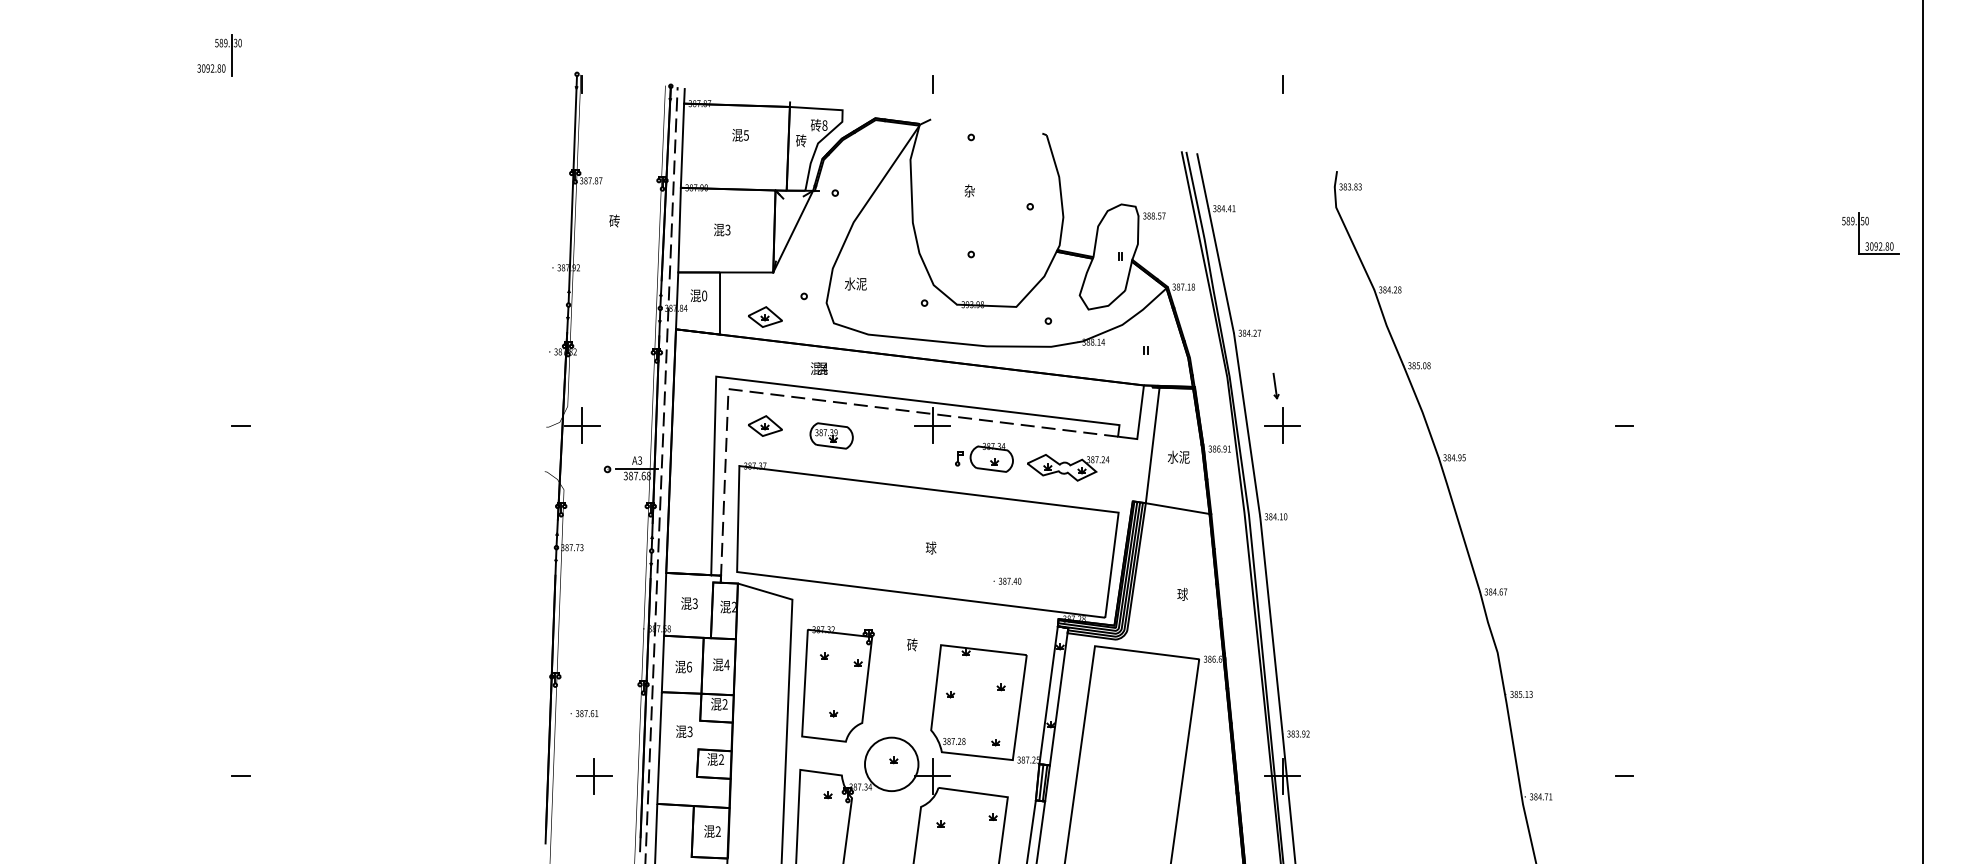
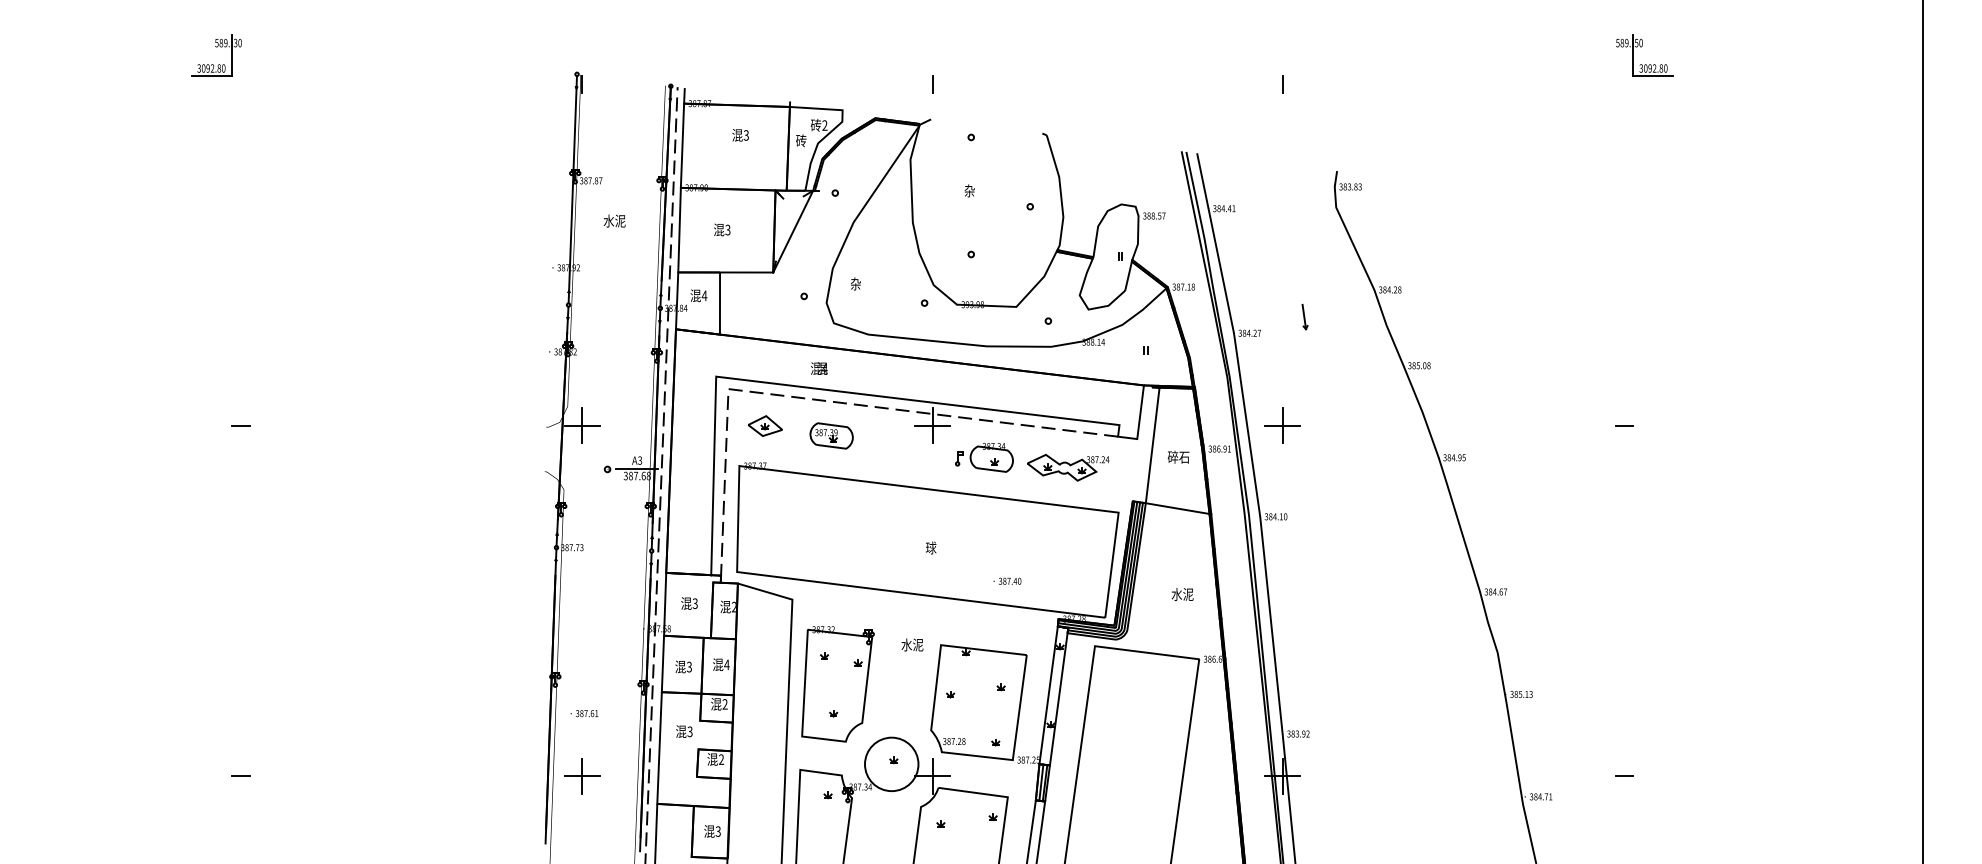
line: none -> present (211, 75)
text: 8 -> 2 (824, 125)
text: 5 -> 3 (746, 134)
text: 砖 -> 水泥 (614, 220)
part position: (1867, 225) -> (1641, 47) (1641, 47)
text: 水泥 -> 杂 (855, 283)
text: 0 -> 4 (704, 295)
part: present -> none (765, 316)
part position: (1275, 386) -> (1304, 317) (1304, 317)
text: 水泥 -> 碎石 (1178, 456)
text: 球 -> 水泥 (1182, 593)
text: 砖 -> 水泥 (912, 644)
text: 6 -> 3 (689, 666)
part position: (594, 776) -> (582, 776) (582, 776)
text: 2 -> 3 (717, 831)
